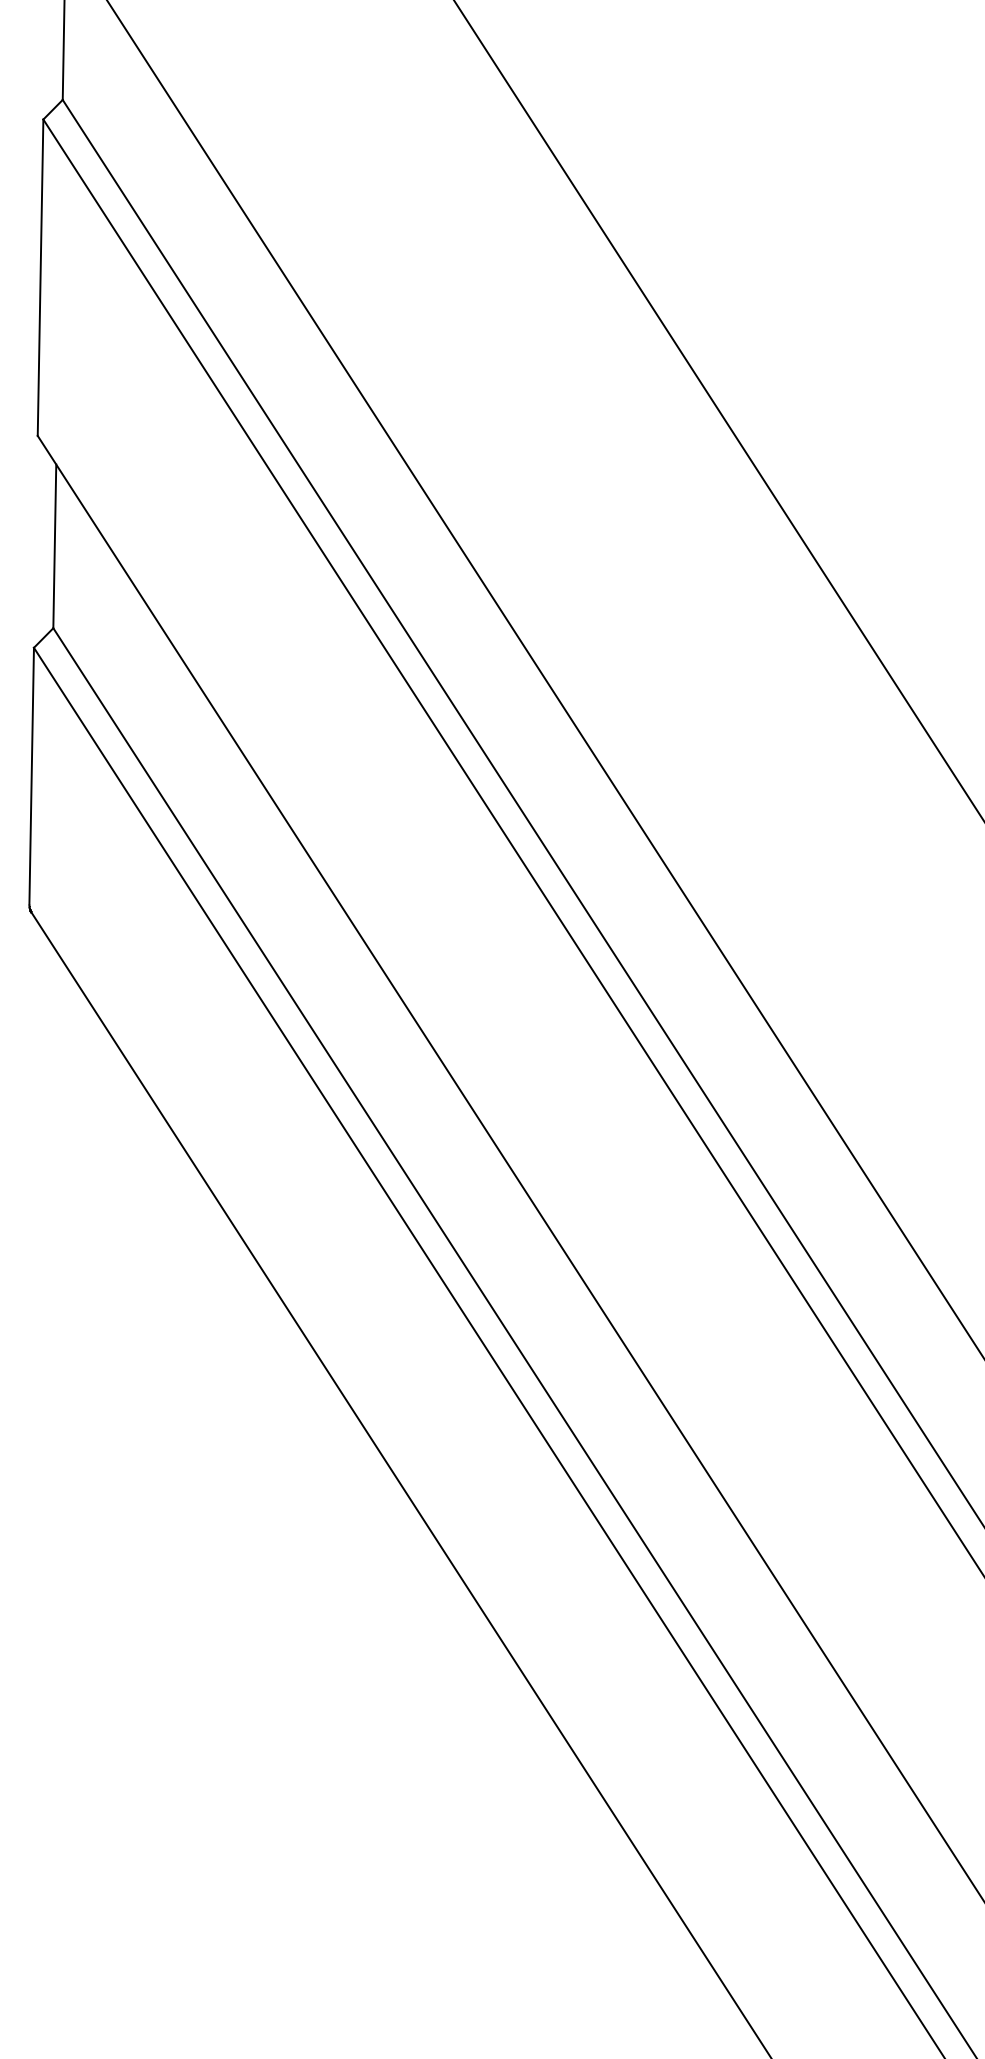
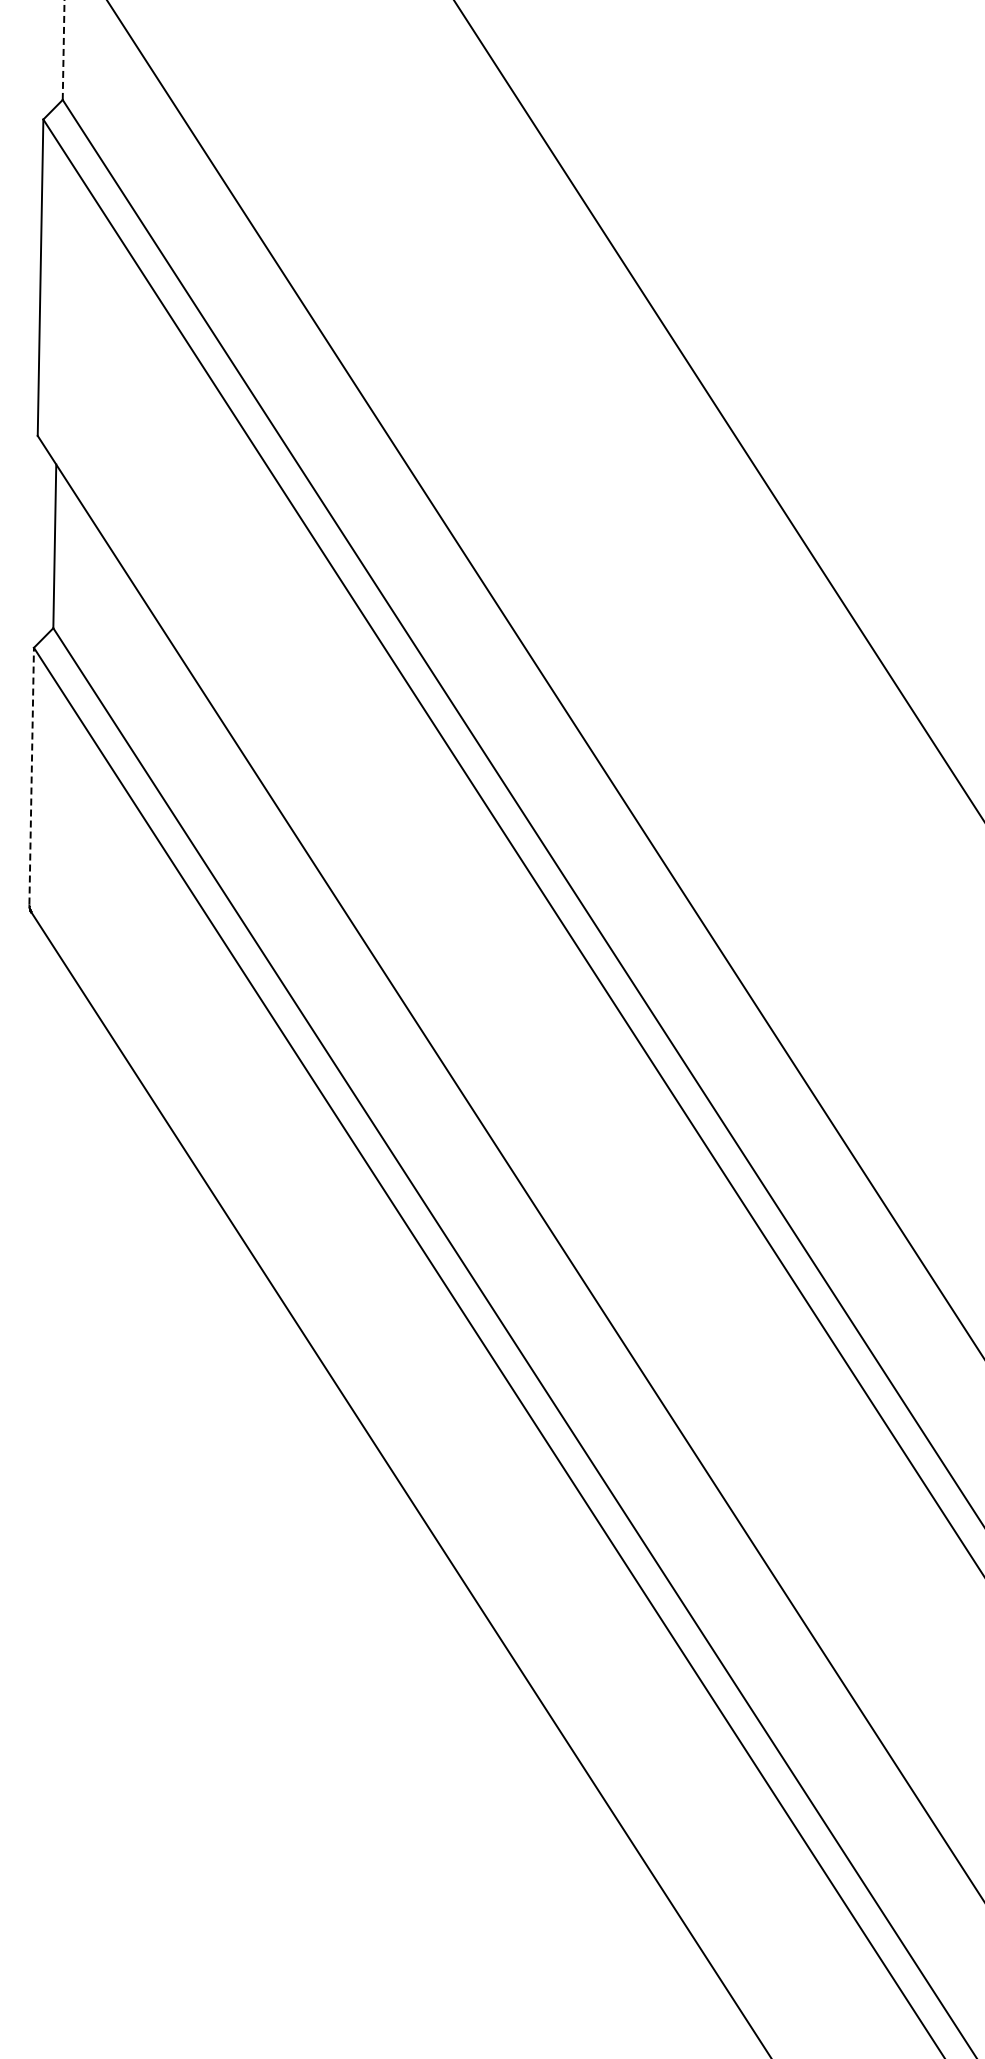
line: solid -> dashed (63, 50)
line: solid -> dashed (31, 775)
